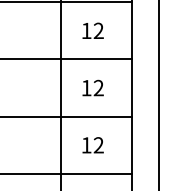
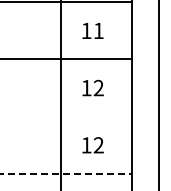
text: 12 -> 11 (98, 30)
line: present -> none (67, 116)
line: solid -> dashed (66, 173)
